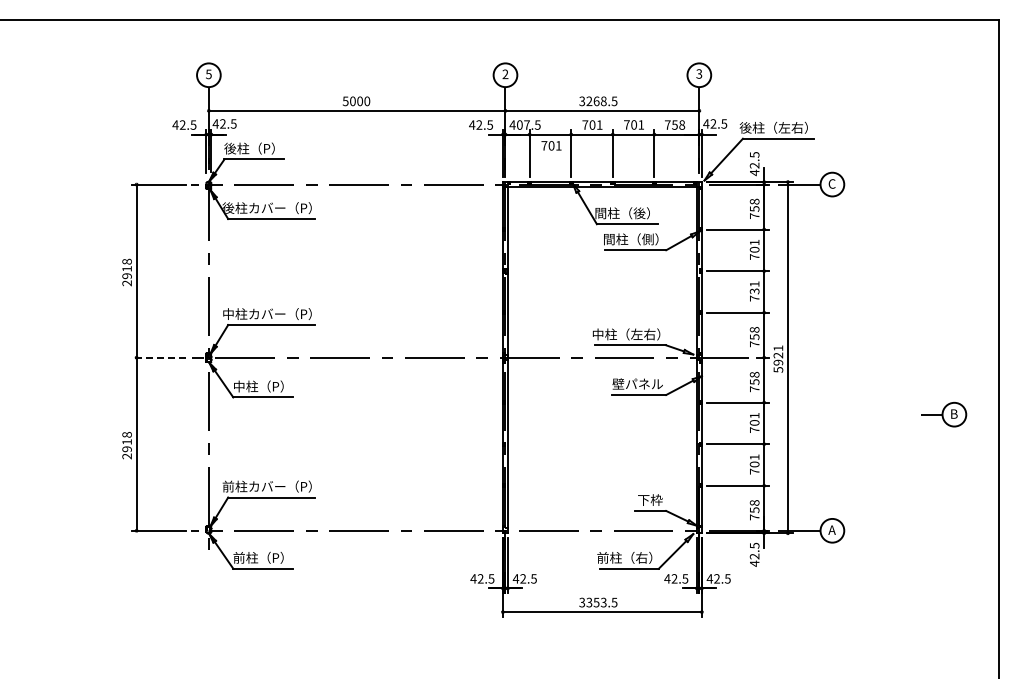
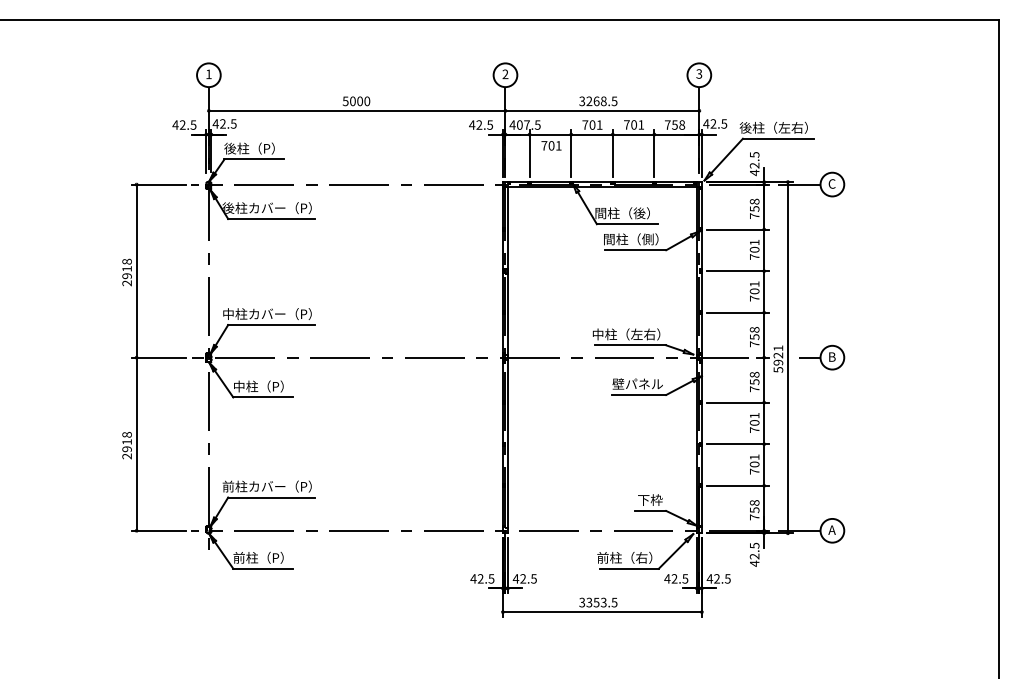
text: 5 -> 1 (208, 74)
text: 731 -> 701 (754, 291)
line: dashed -> solid (158, 357)
part position: (944, 414) -> (822, 357) (822, 357)
